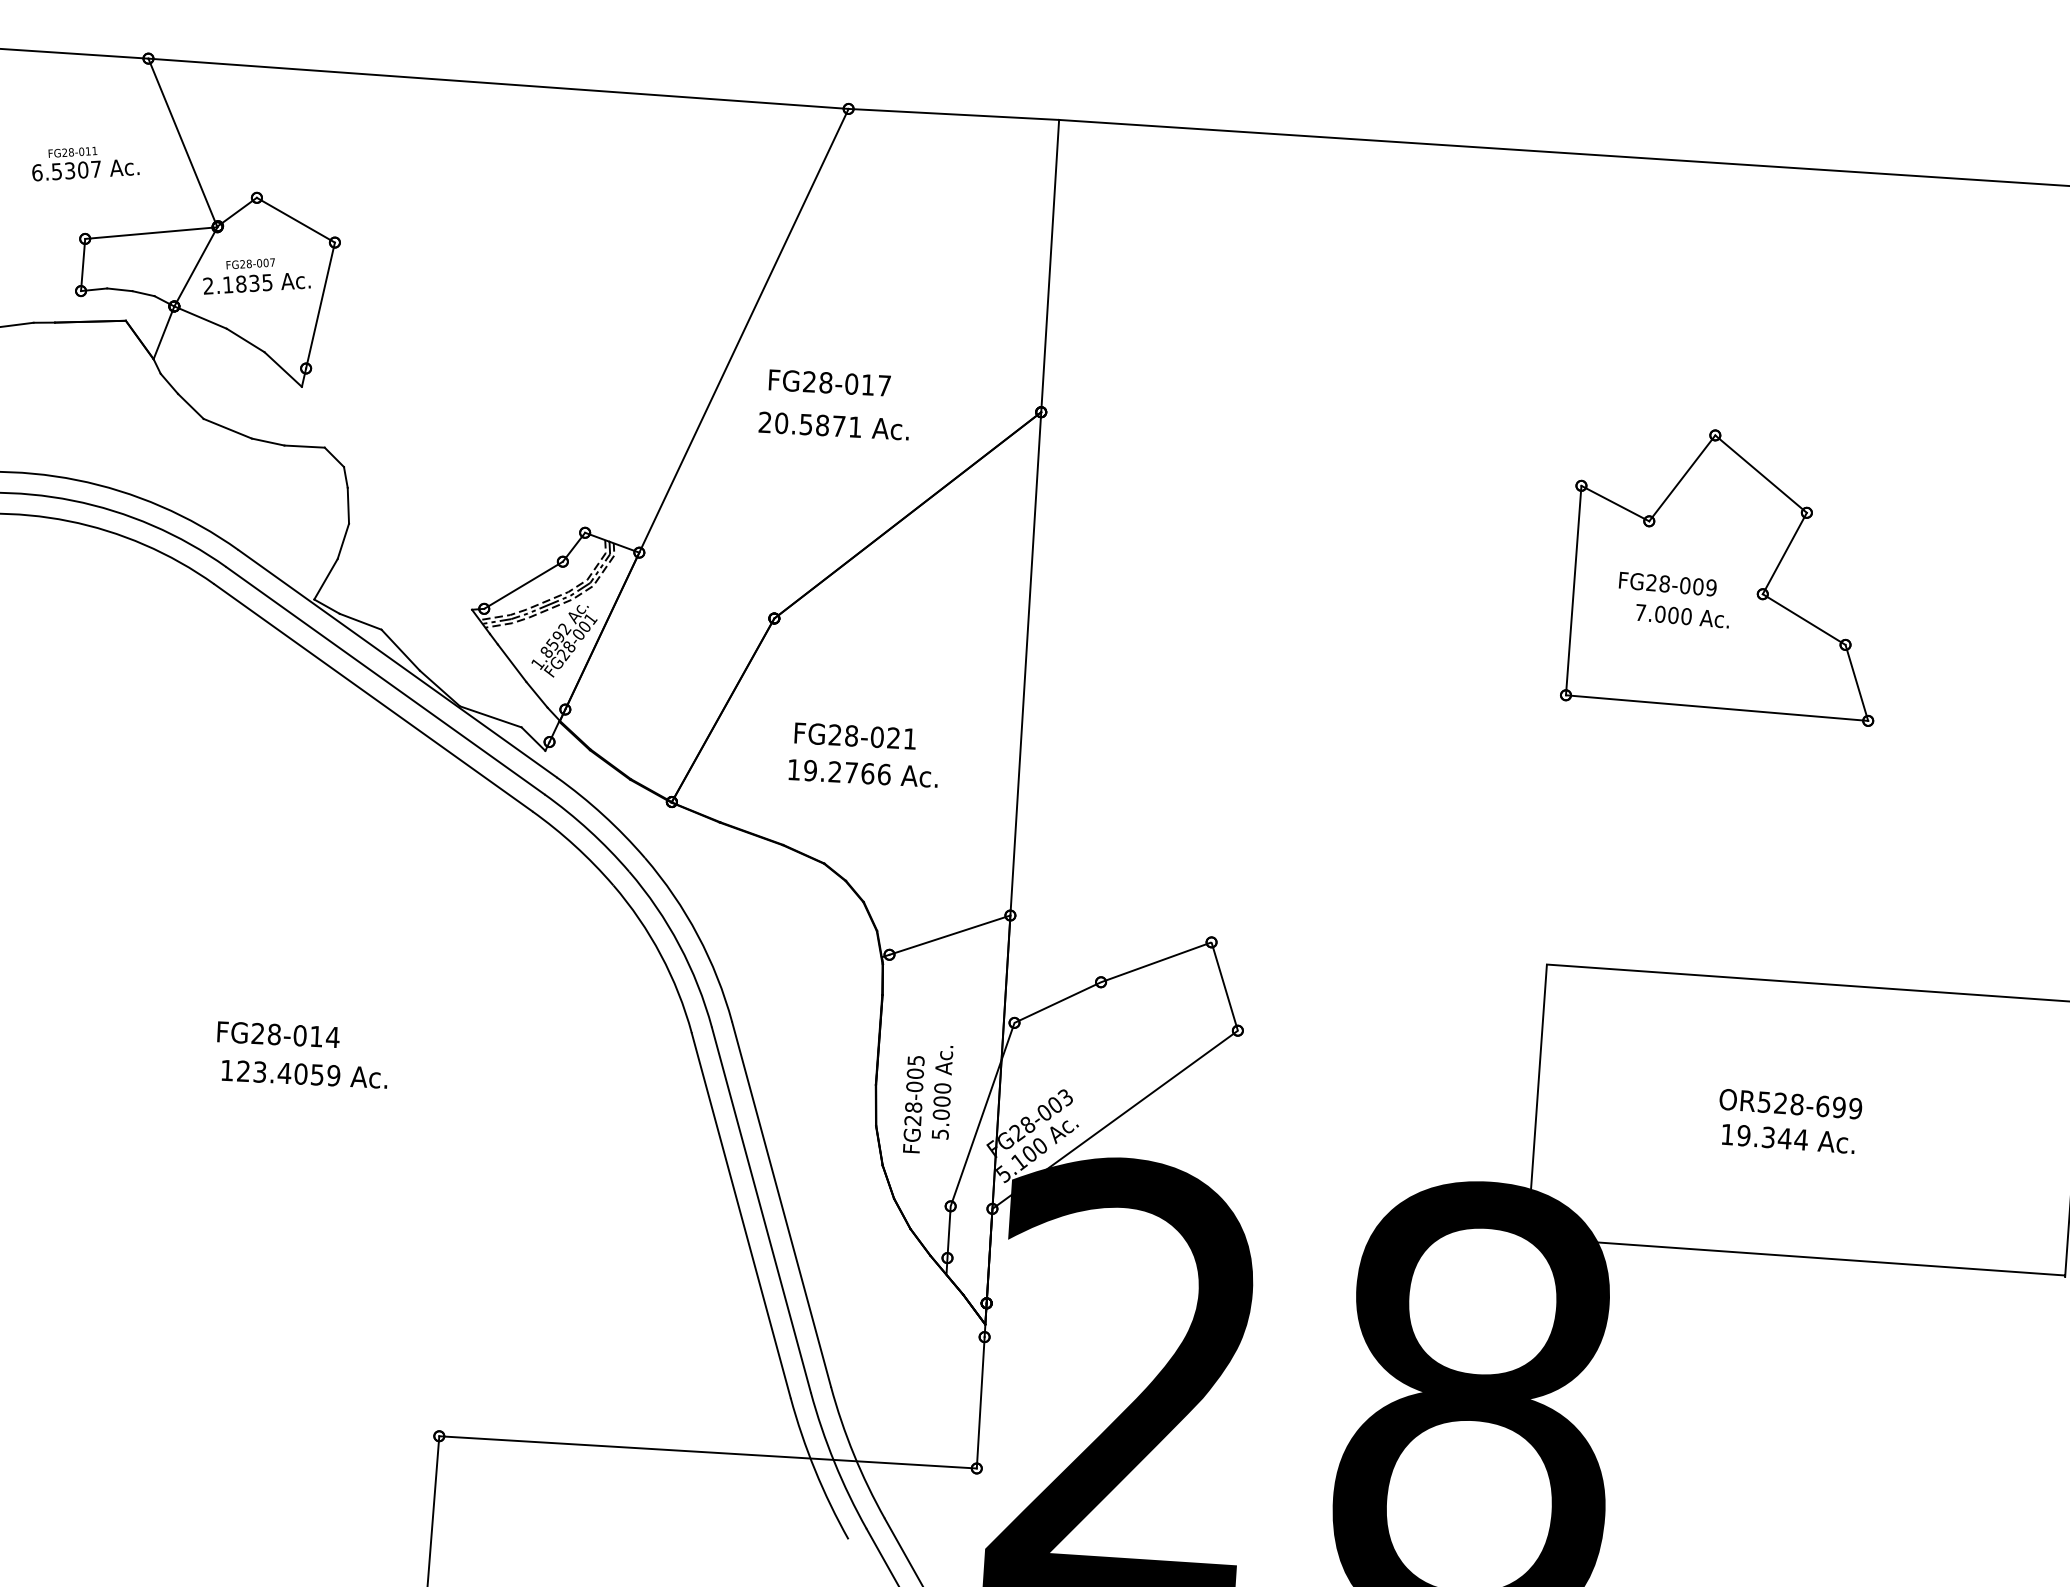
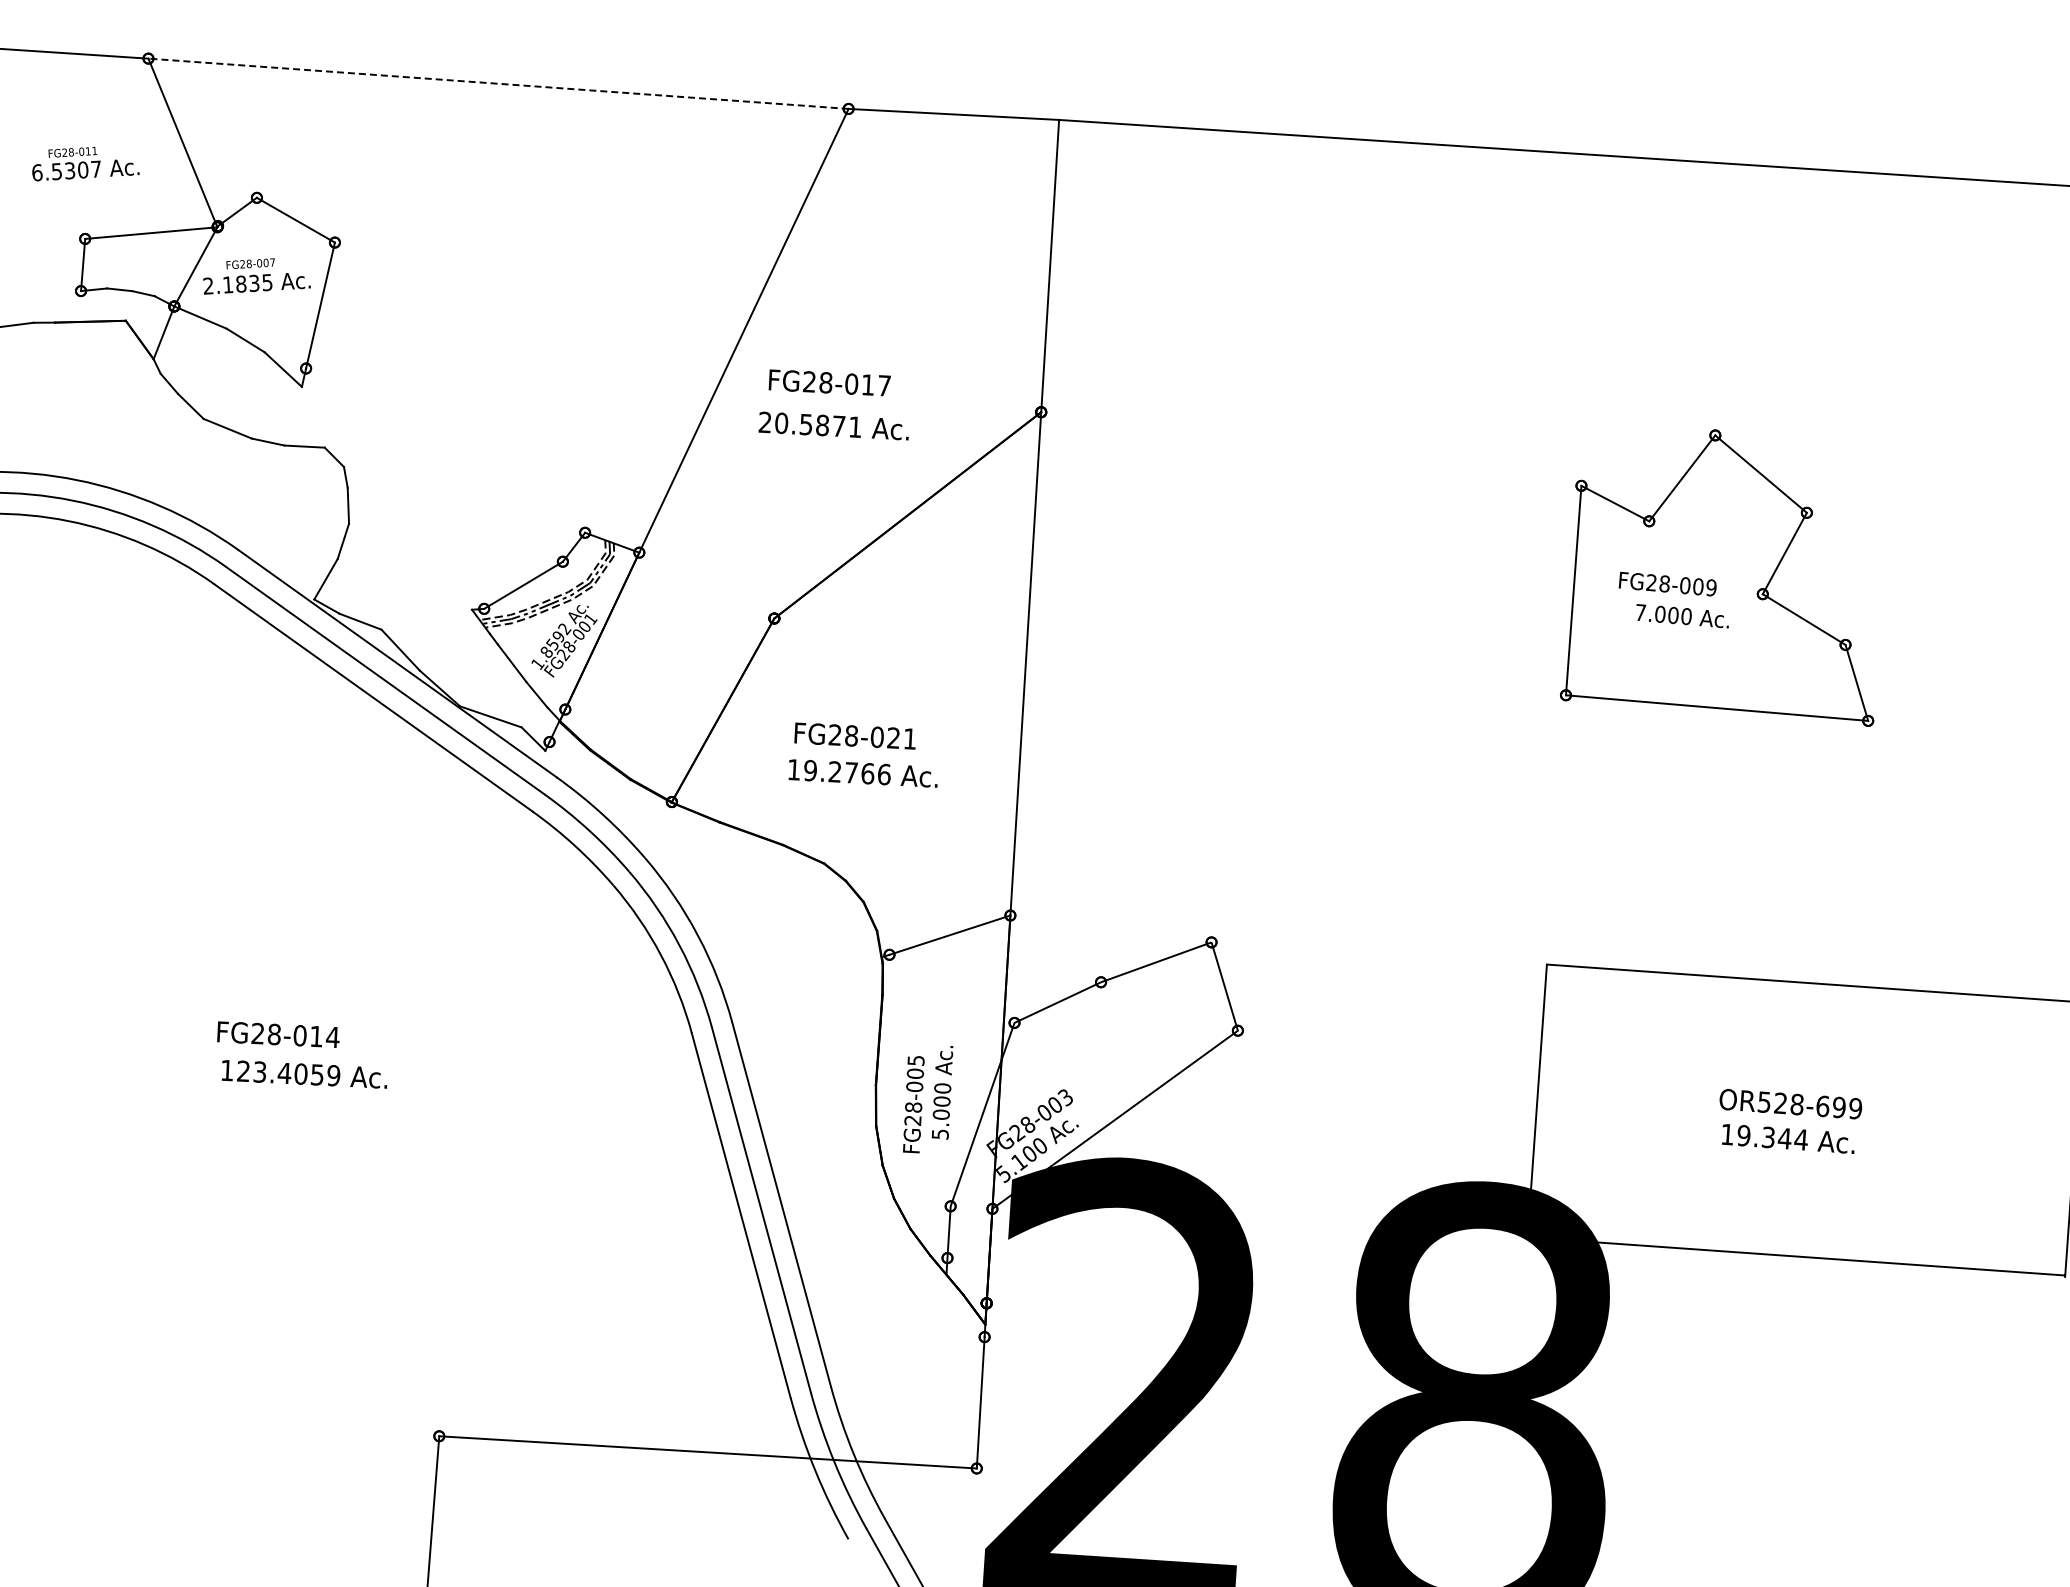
line: solid -> dashed (498, 83)
